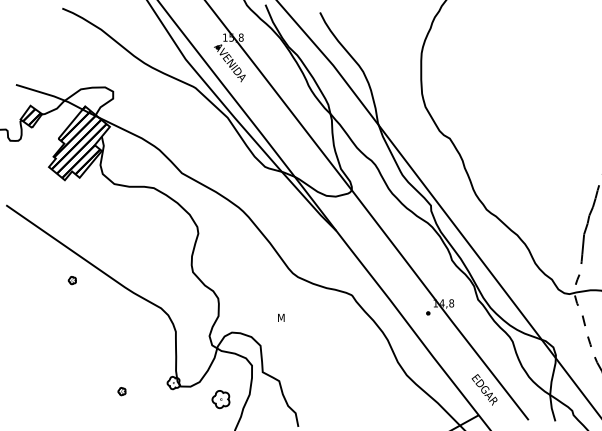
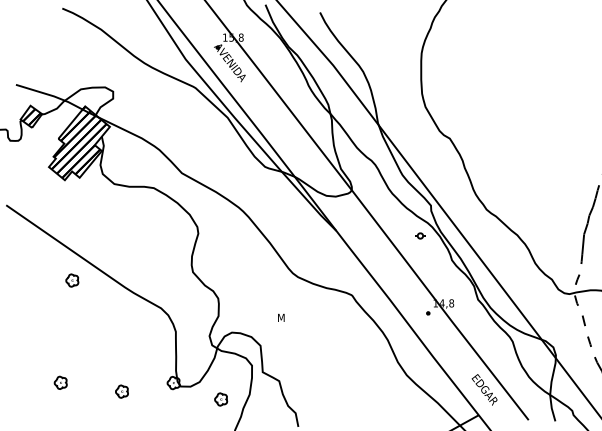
part: none -> present (420, 235)
part size: 10x10 px -> 15x15 px (72, 280)
part: none -> present (60, 382)
part size: 10x10 px -> 14x15 px (121, 391)
part size: 20x20 px -> 15x15 px (221, 399)
